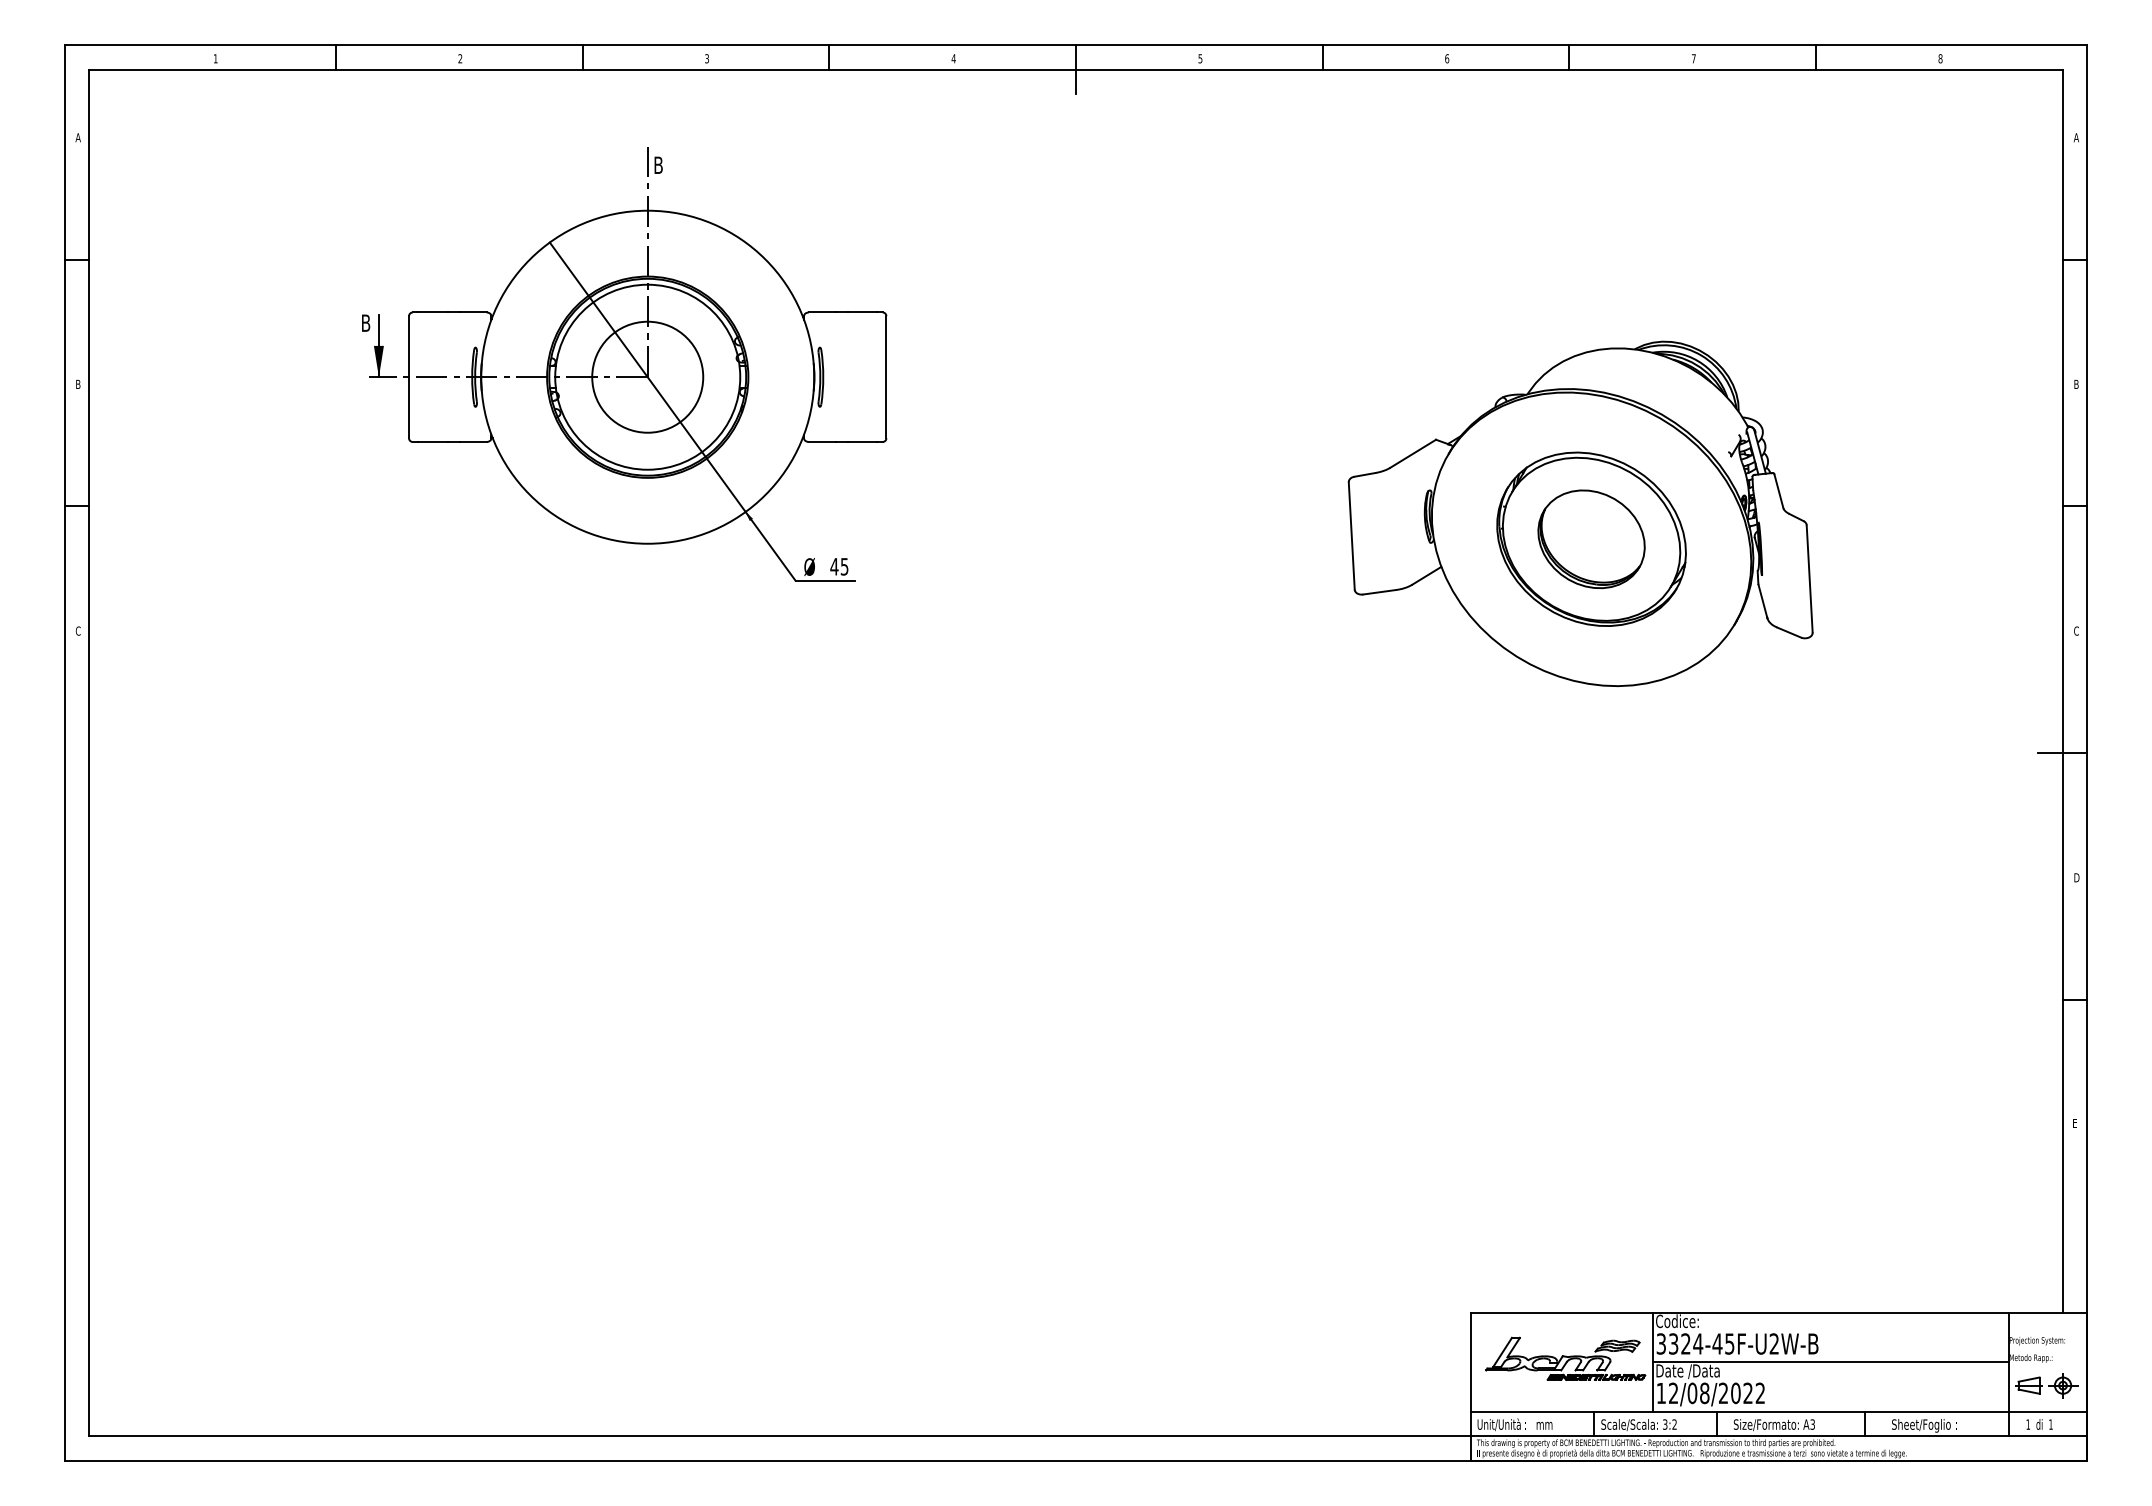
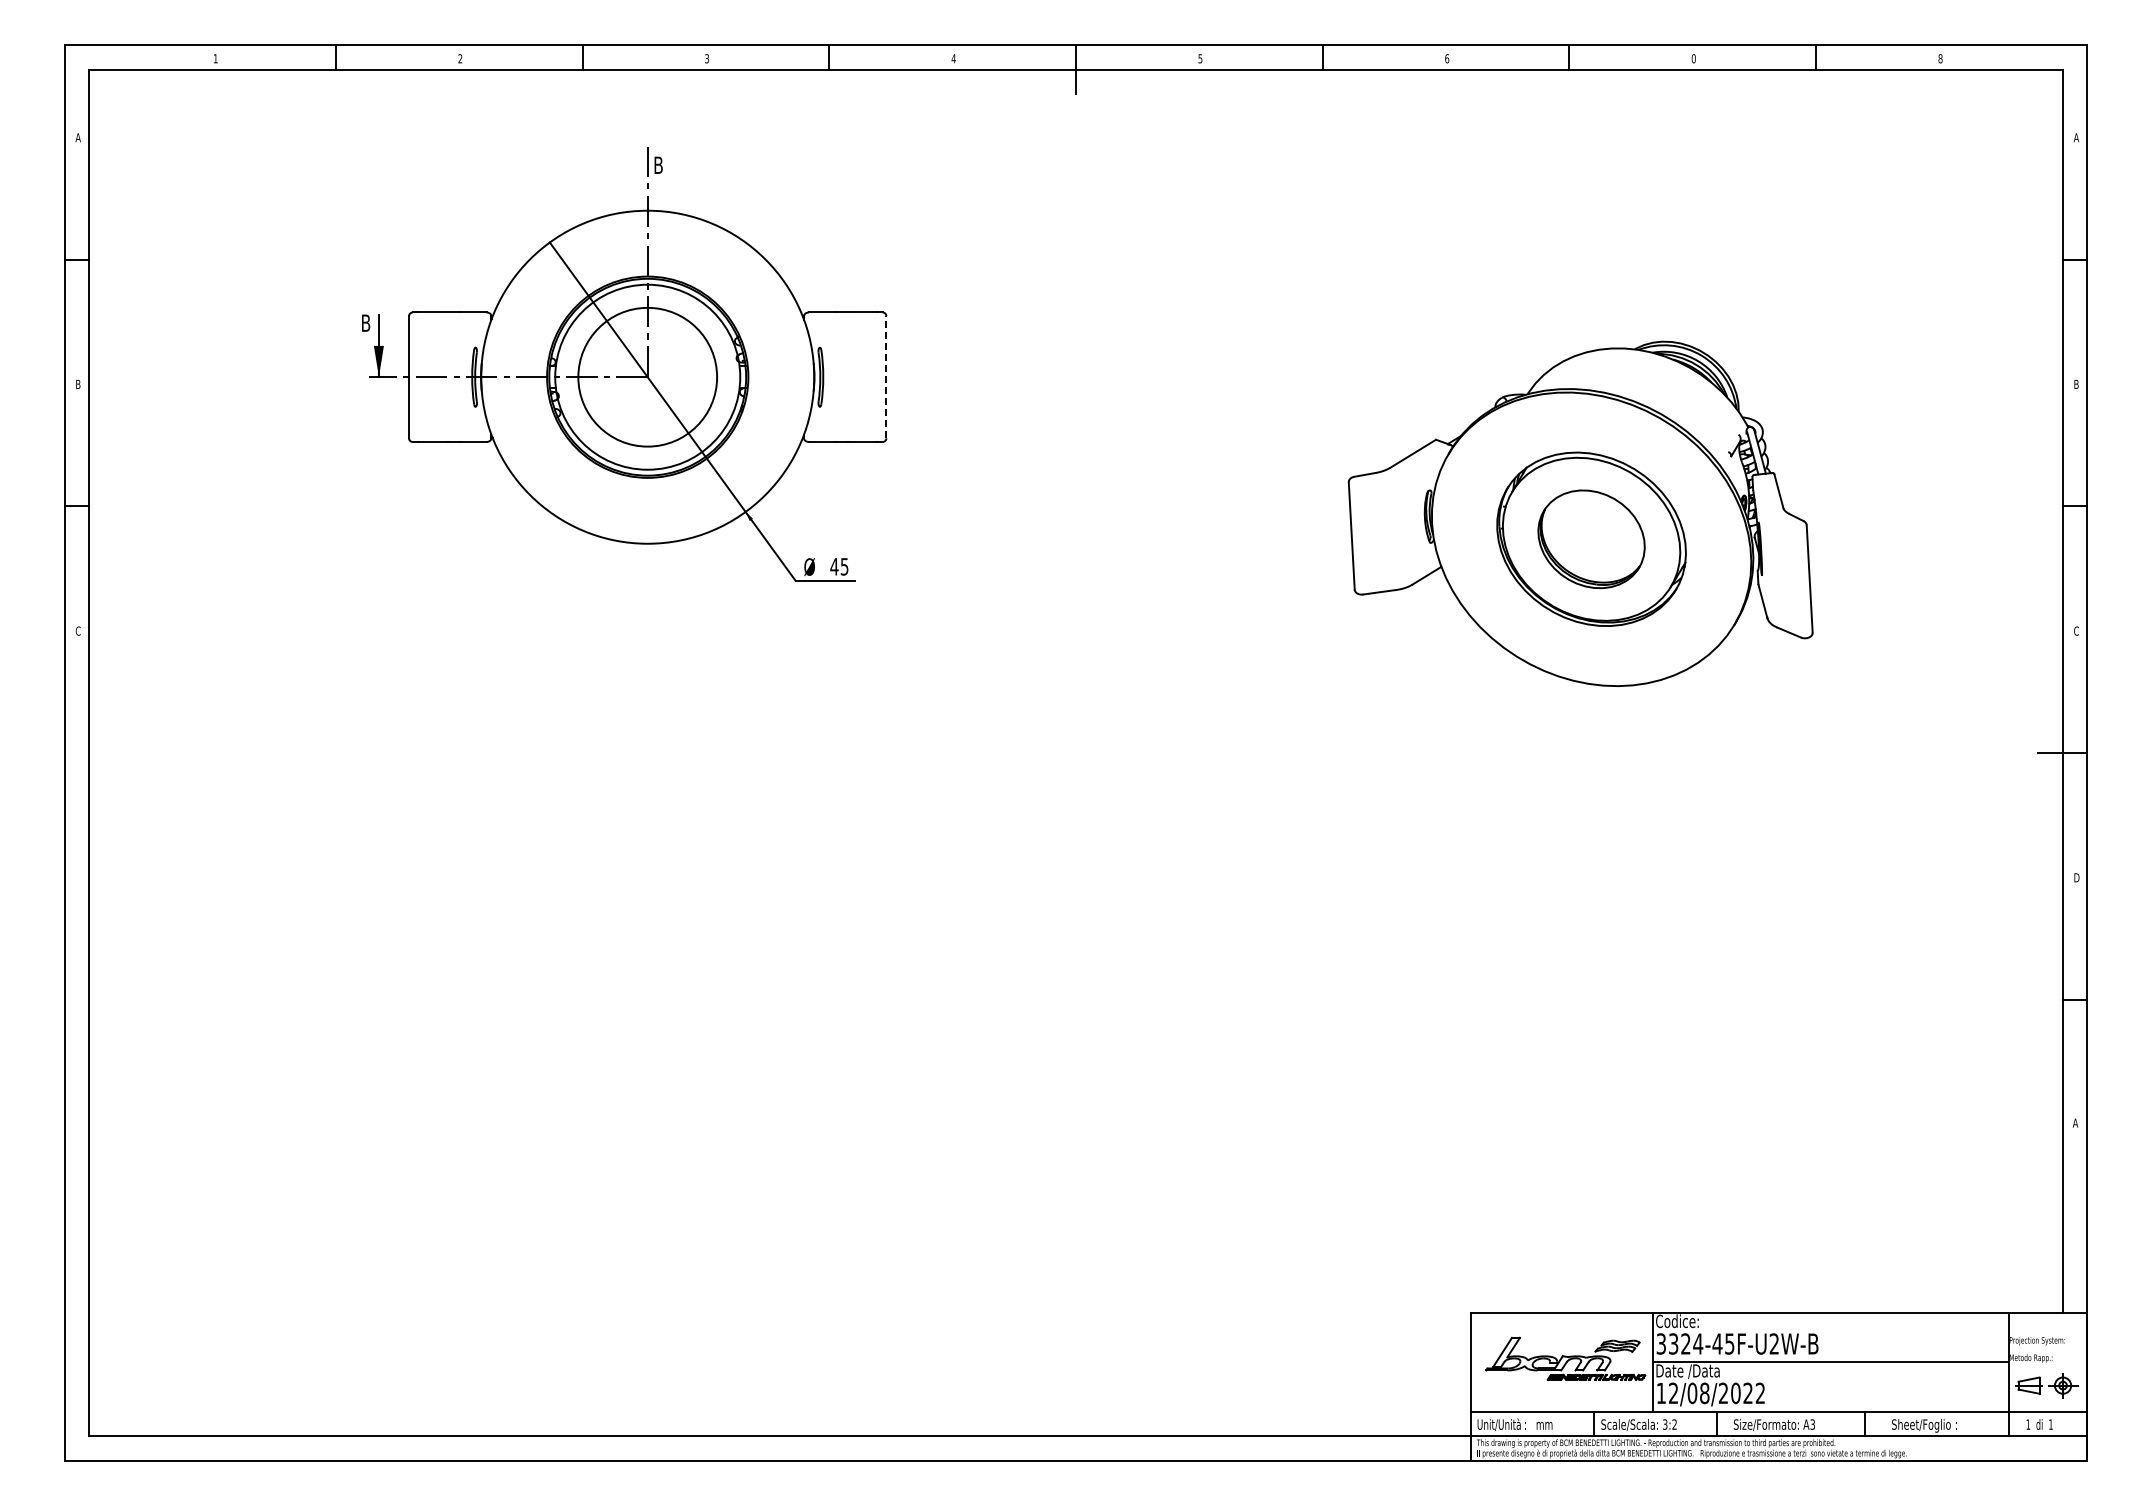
text: 7 -> 0 (1693, 58)
circle diameter: 111 px -> 139 px (647, 376)
line: solid -> dashed (886, 376)
text: E -> A (2075, 1122)
